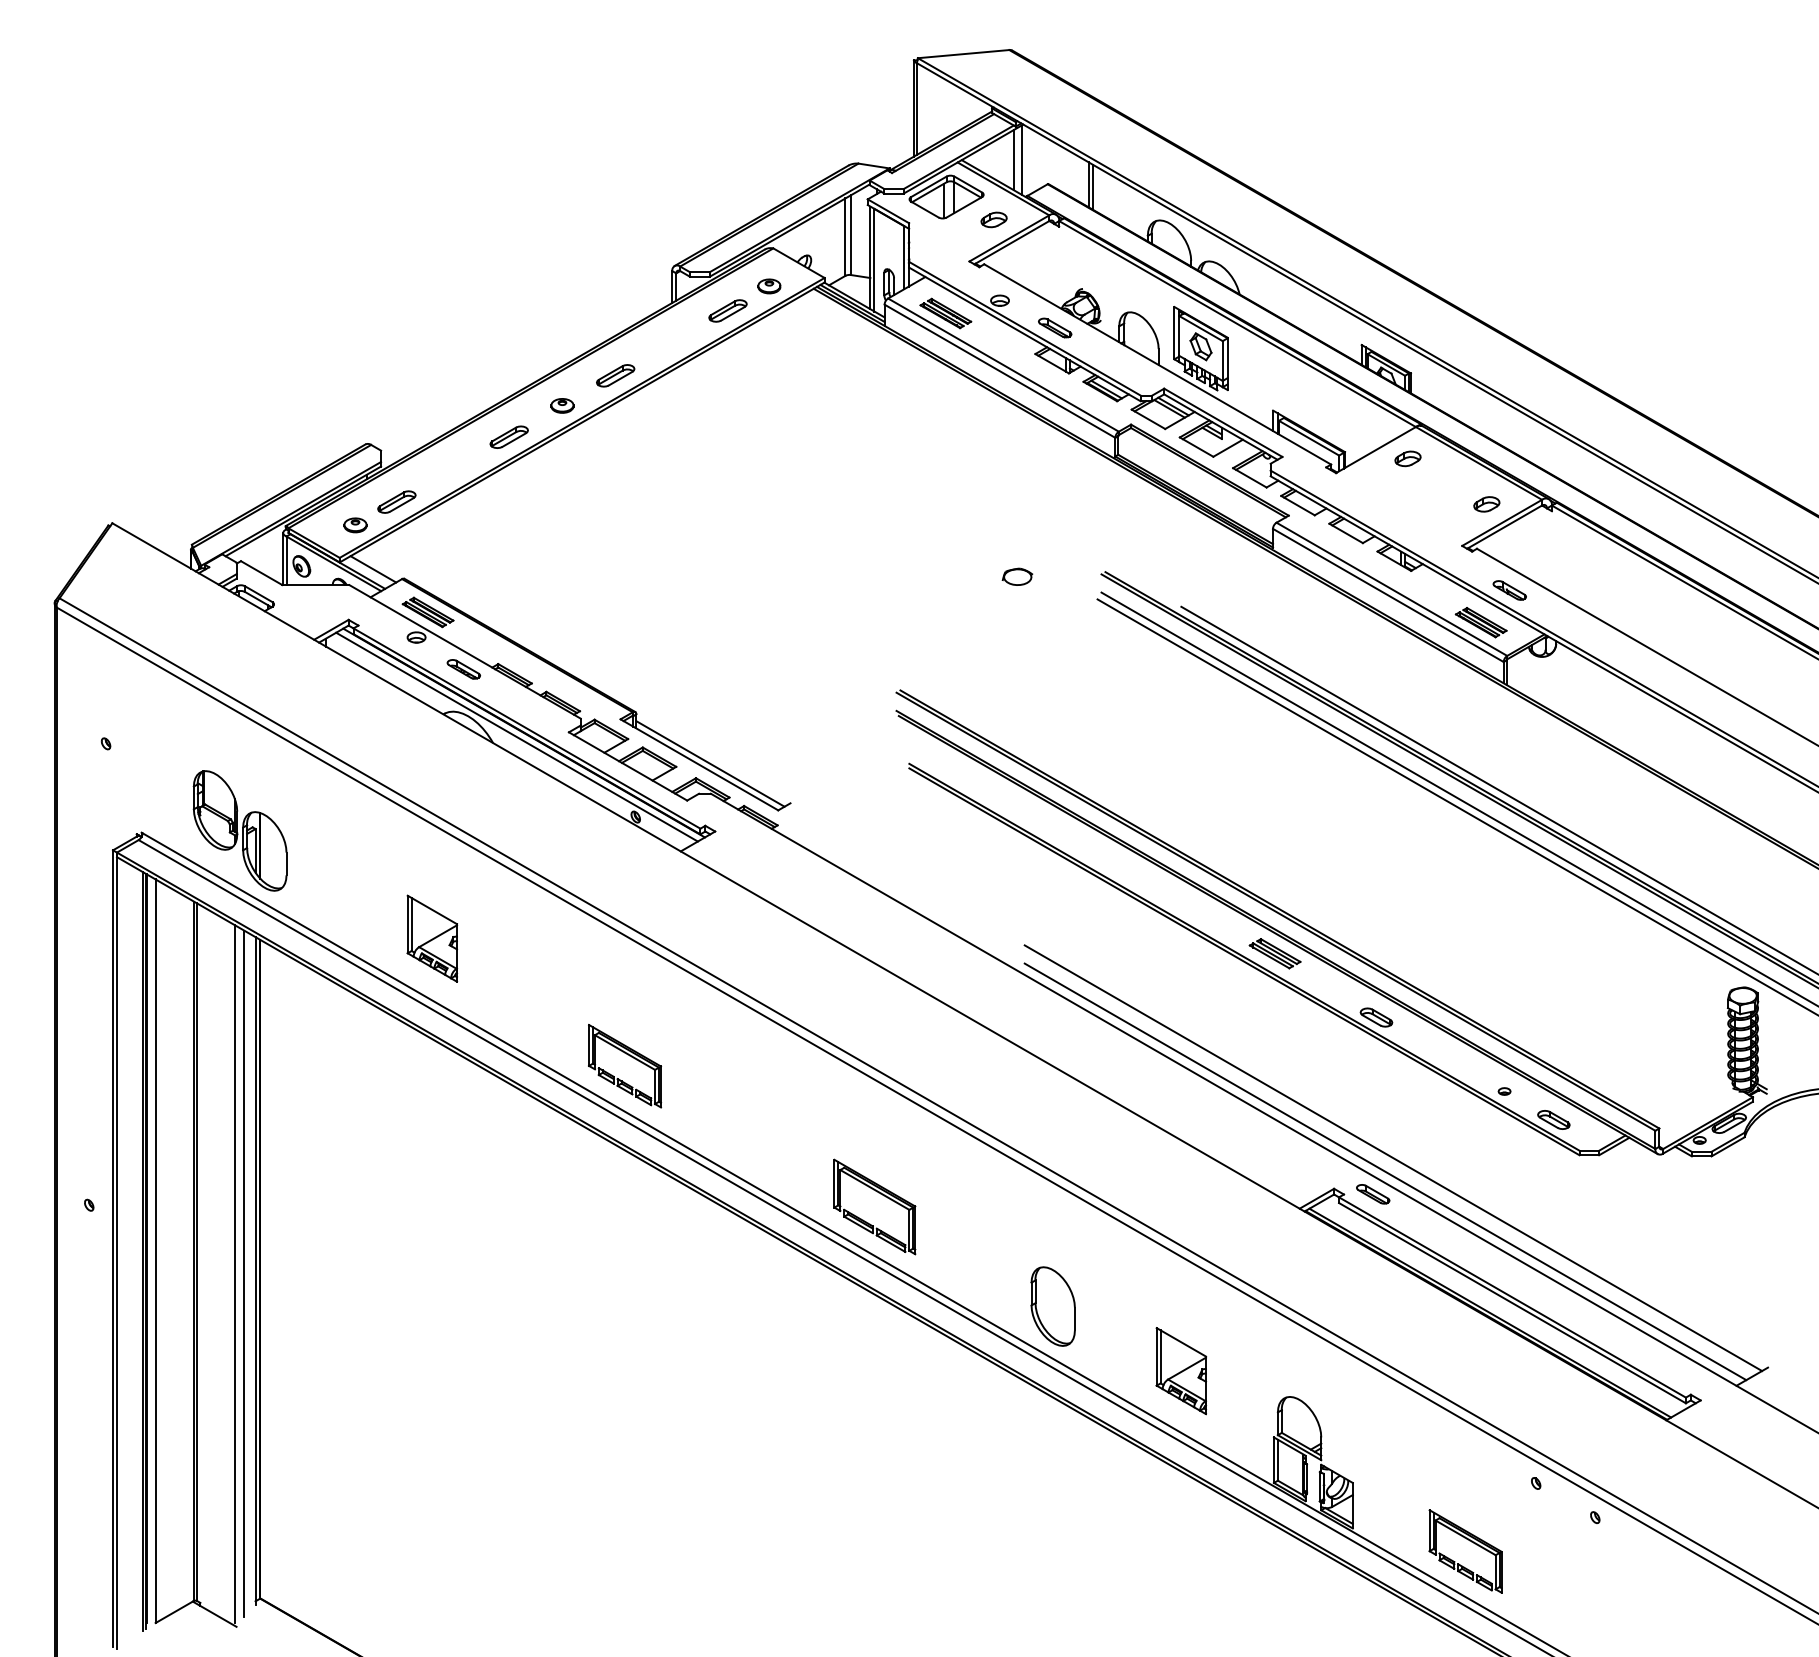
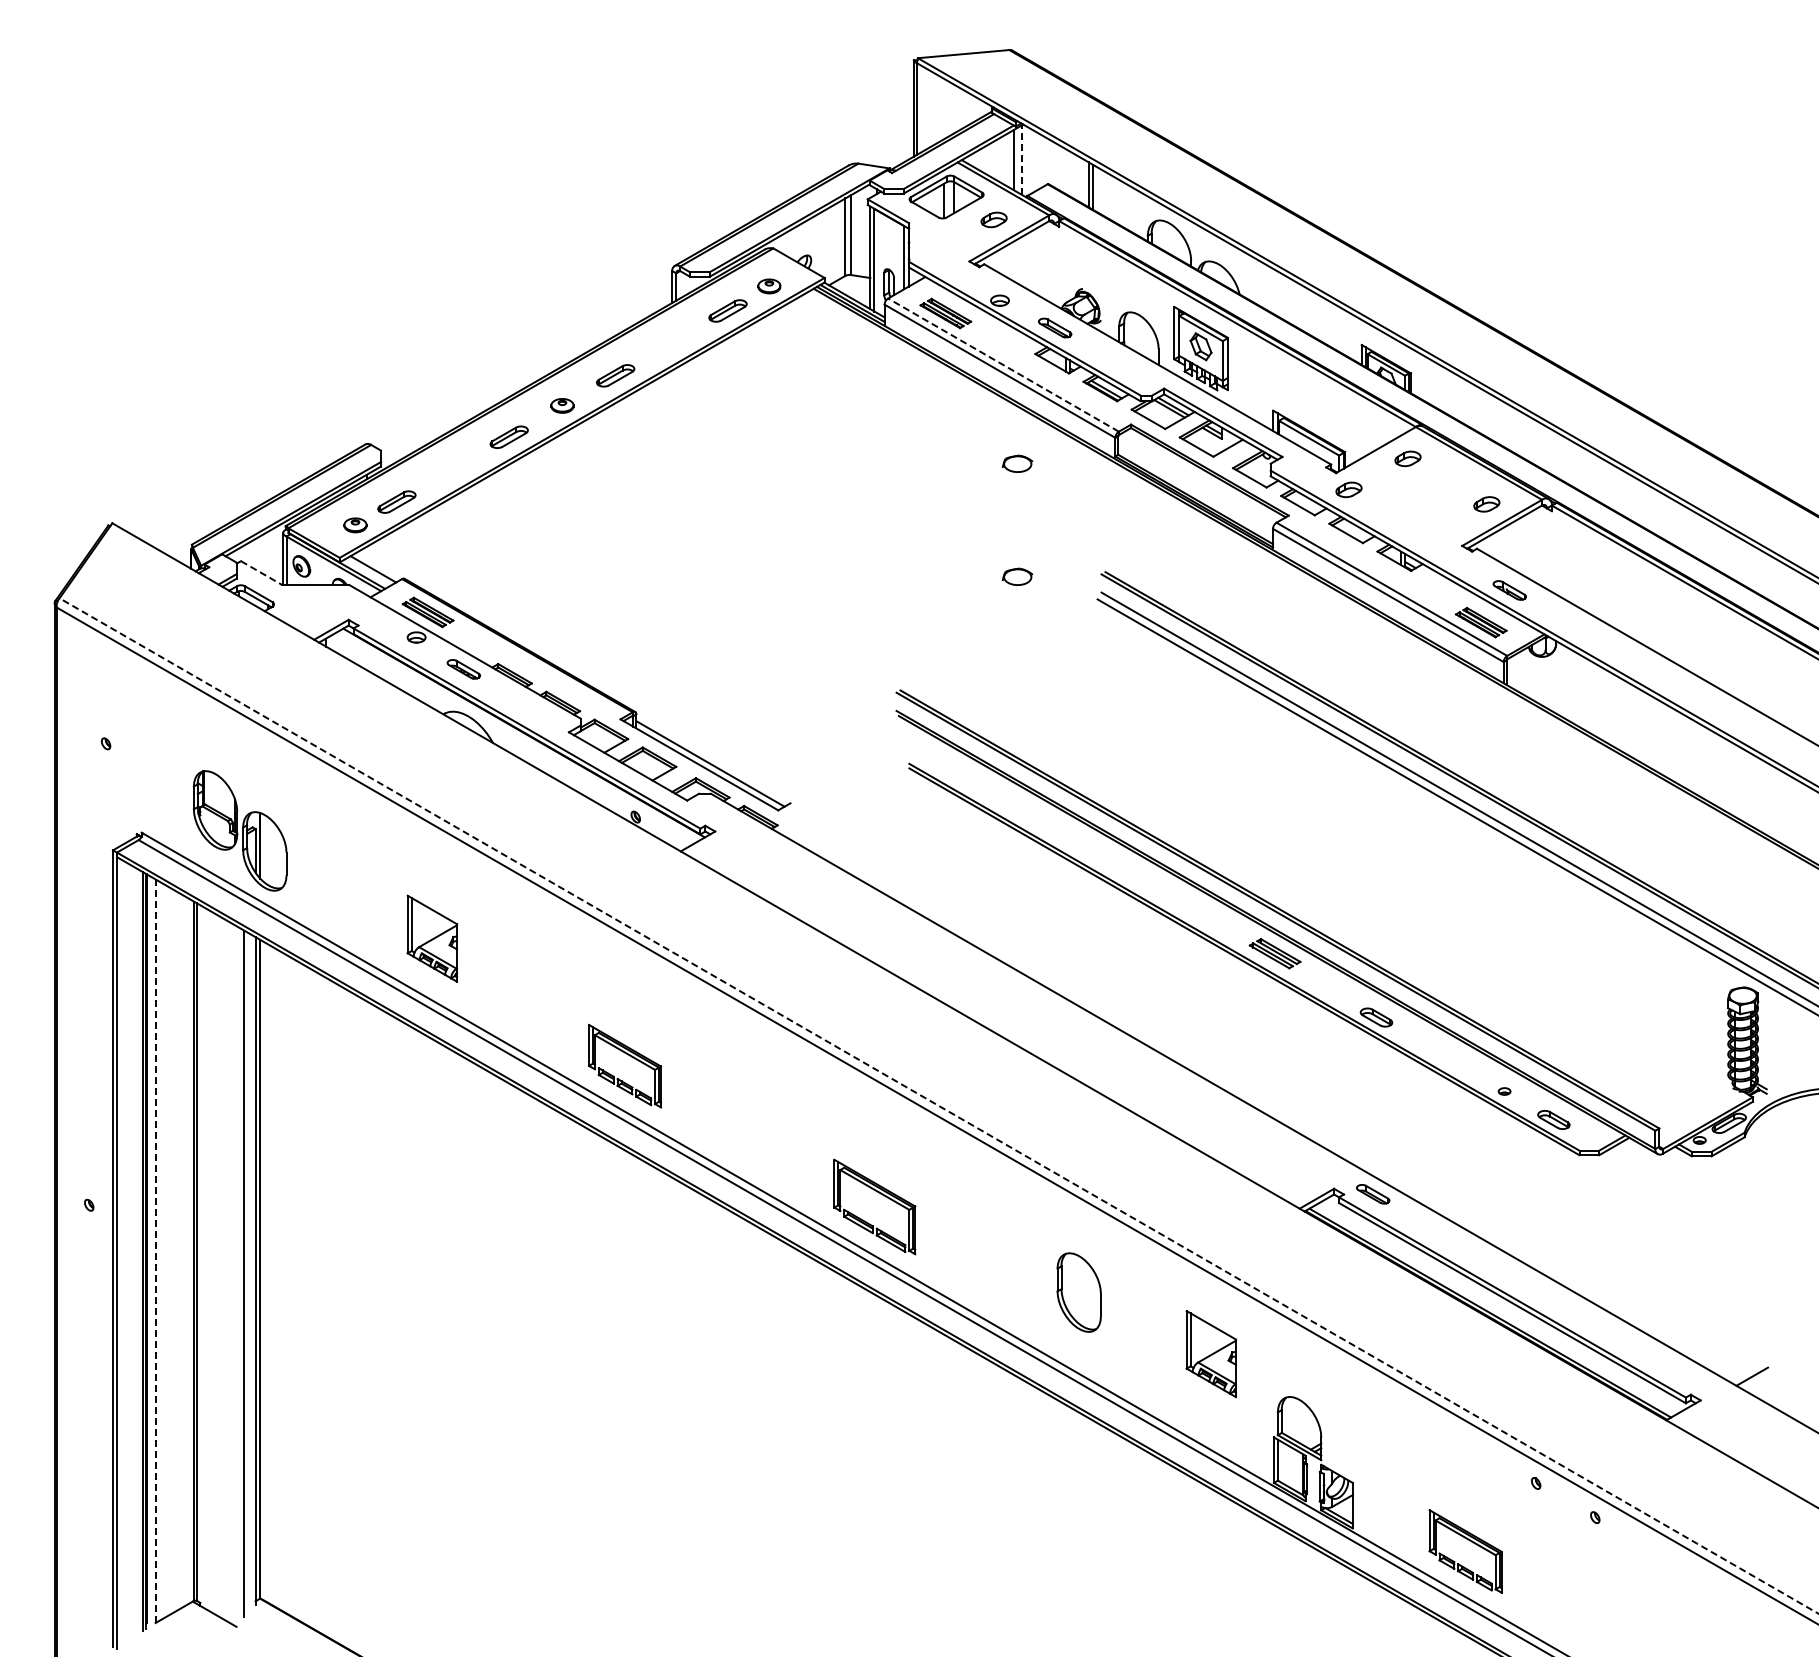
line: solid -> dashed (1021, 160)
line: solid -> dashed (1003, 364)
part: none -> present (1017, 463)
part: none -> present (1348, 489)
line: solid -> dashed (261, 573)
line: present -> none (516, 736)
line: present -> none (1498, 789)
line: solid -> dashed (938, 1105)
line: present -> none (1393, 1158)
line: present -> none (1385, 1171)
line: solid -> dashed (155, 1251)
line: present -> none (235, 1274)
part position: (1052, 1306) -> (1078, 1292) (1078, 1292)
part position: (1181, 1371) -> (1211, 1354) (1211, 1354)
